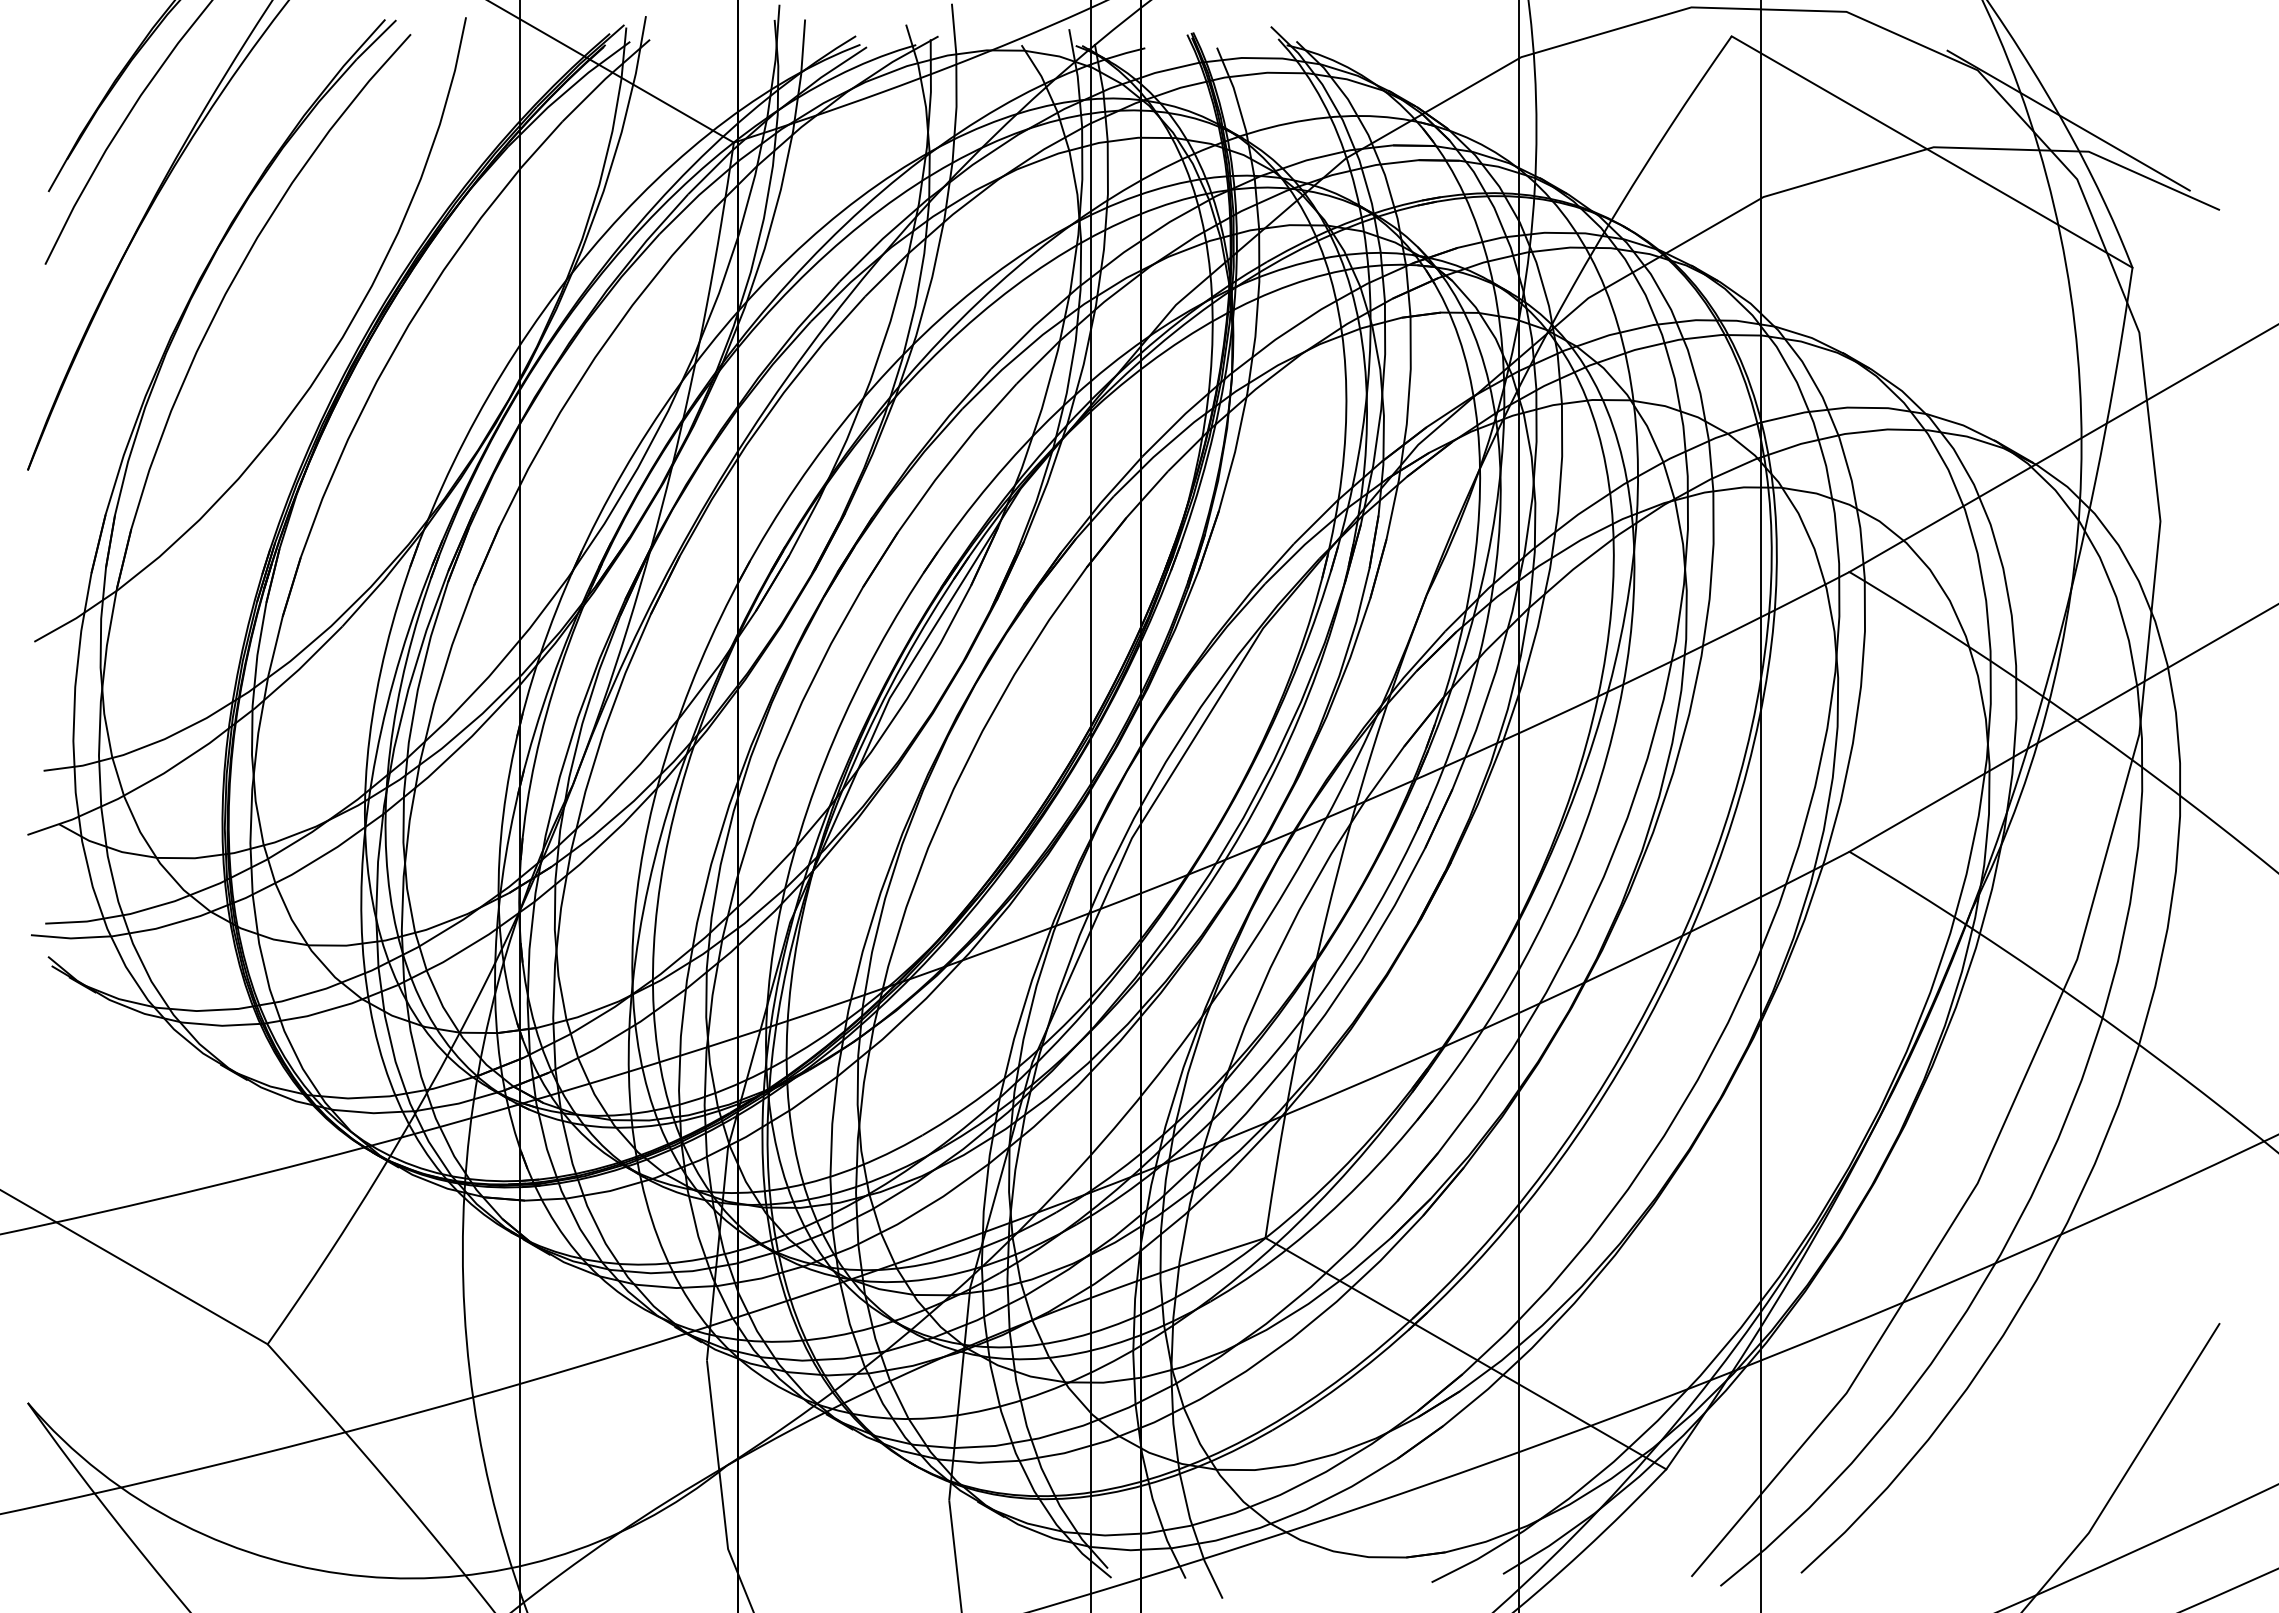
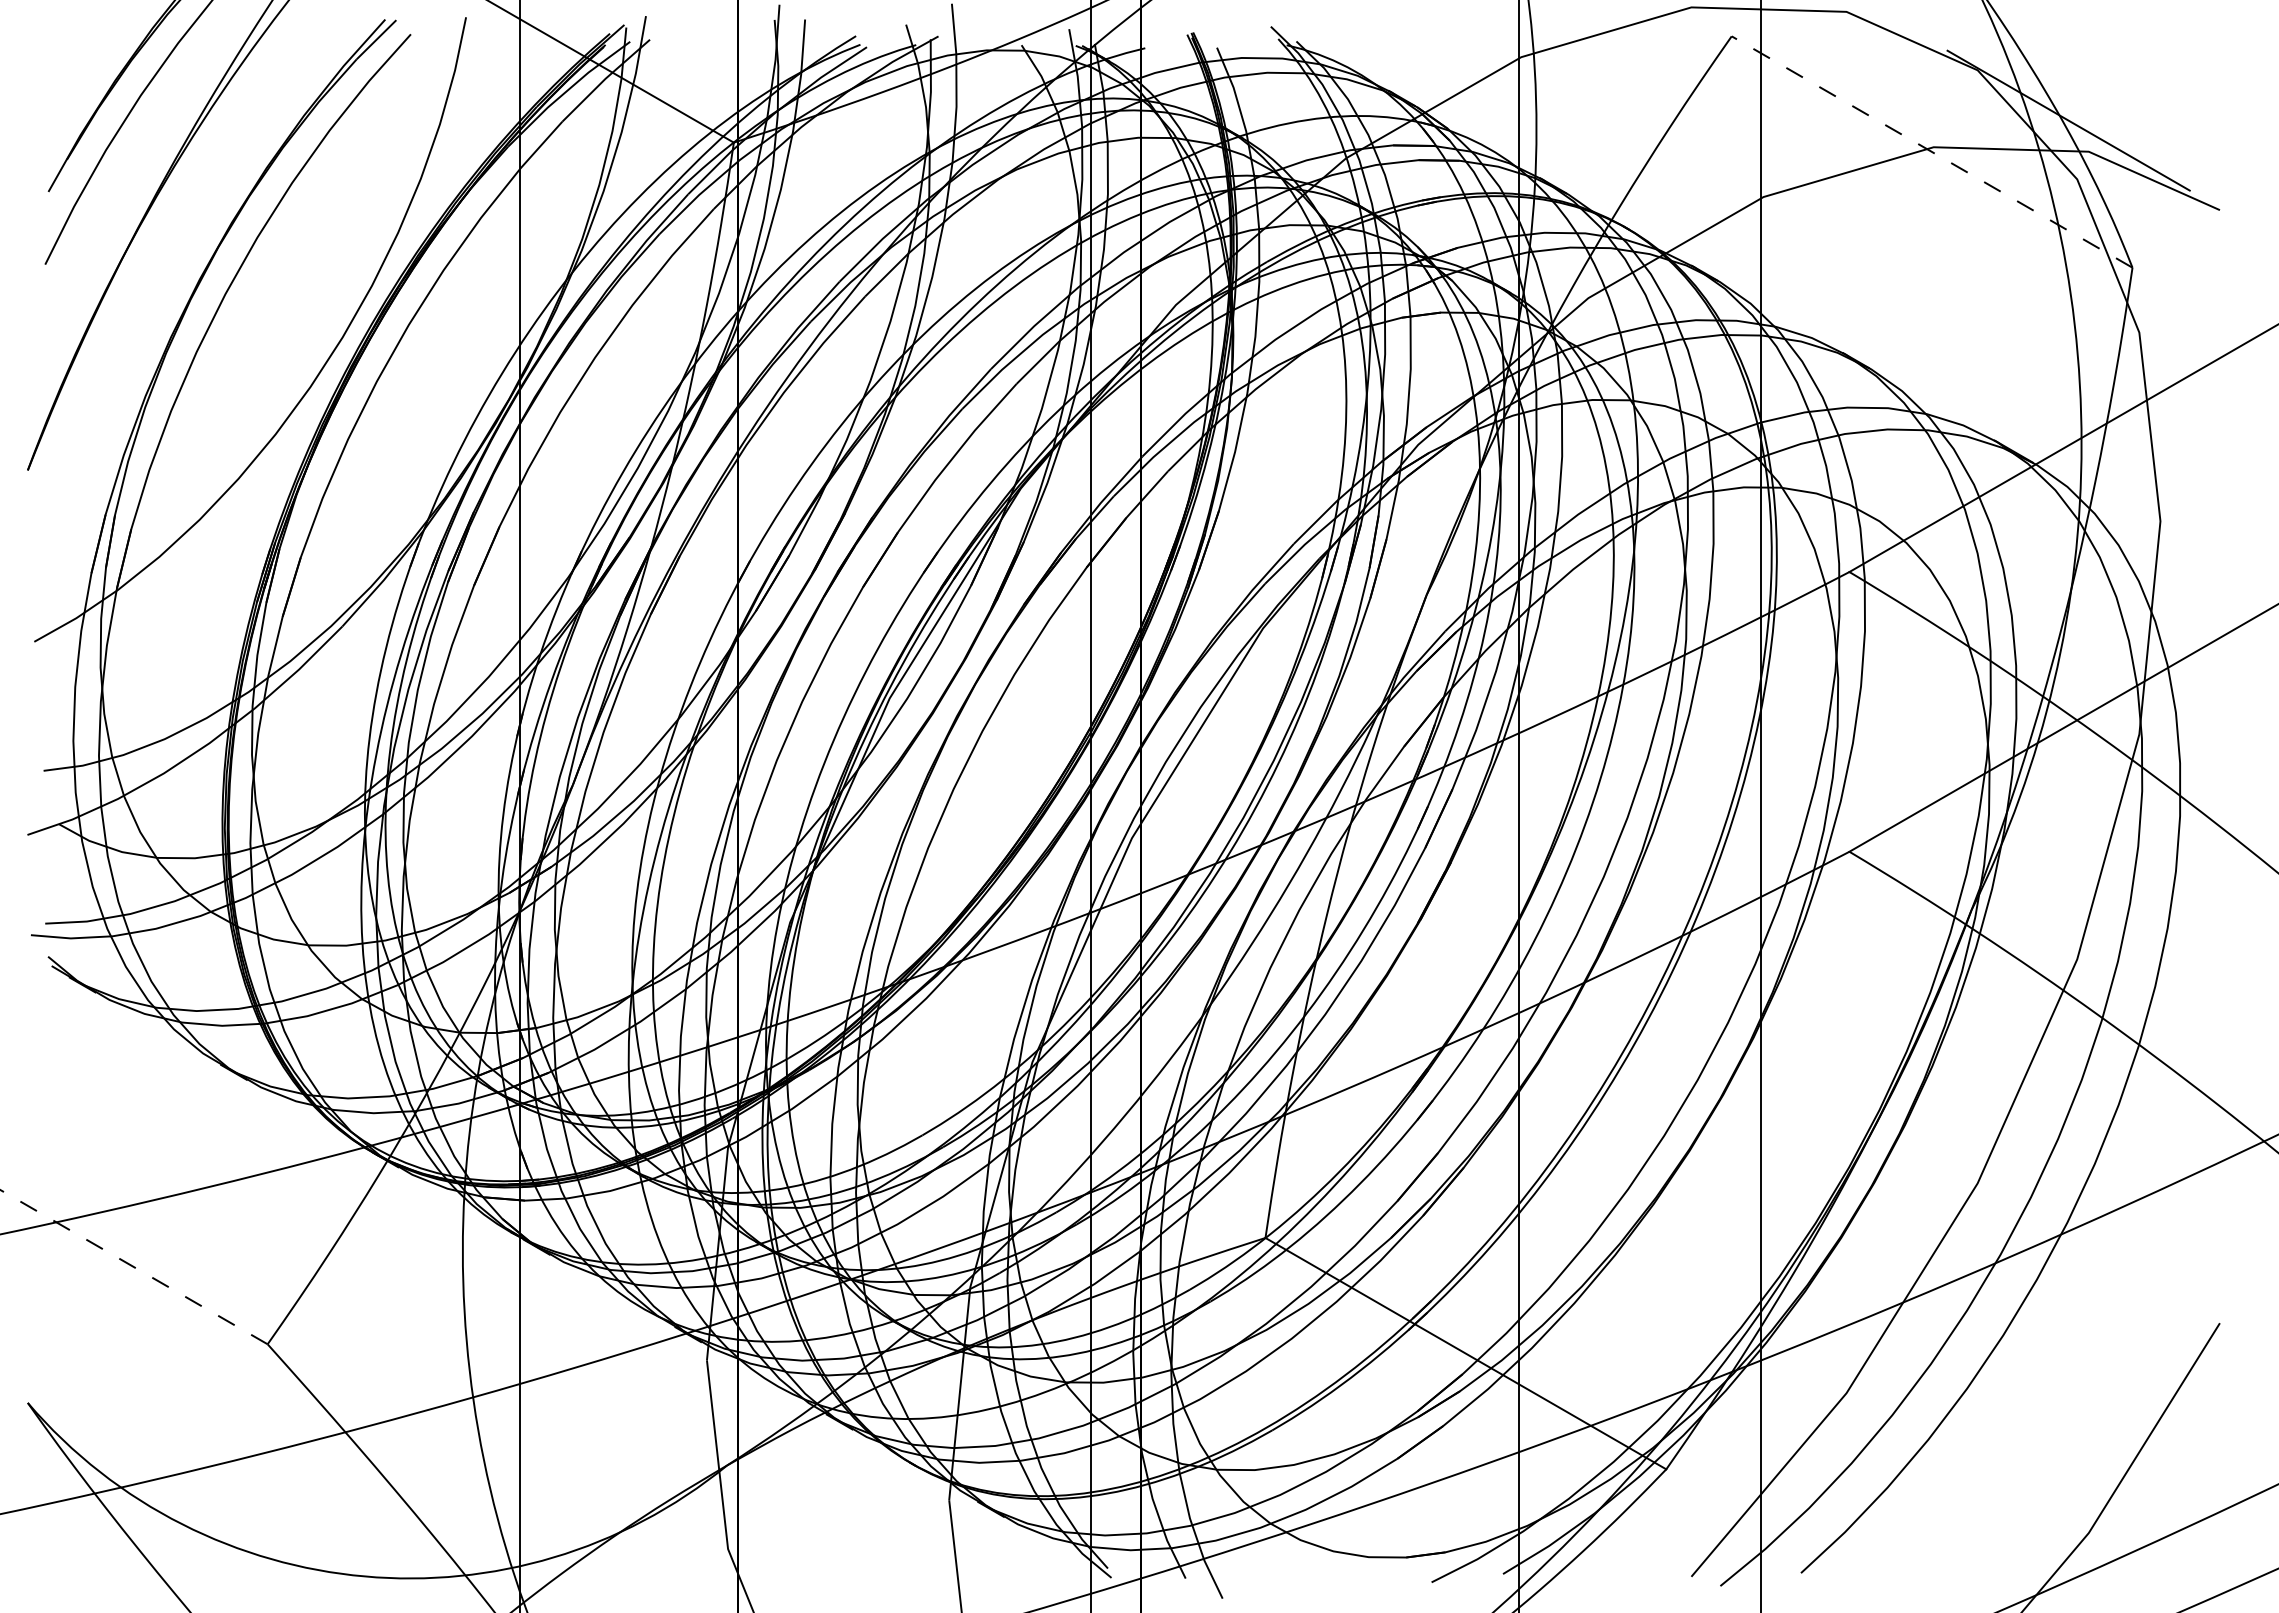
line: solid -> dashed (1931, 151)
line: solid -> dashed (133, 1266)
